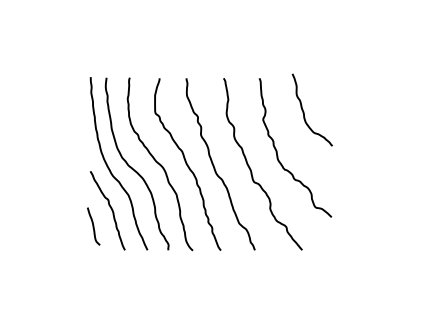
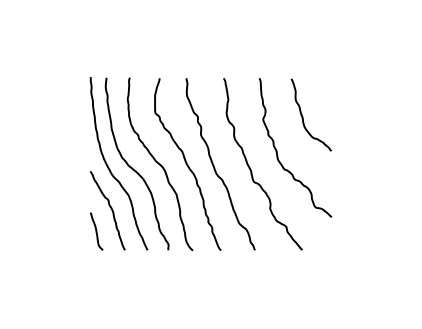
curve position: (304, 111) -> (303, 116) (303, 116)
curve position: (93, 226) -> (96, 231) (96, 231)
